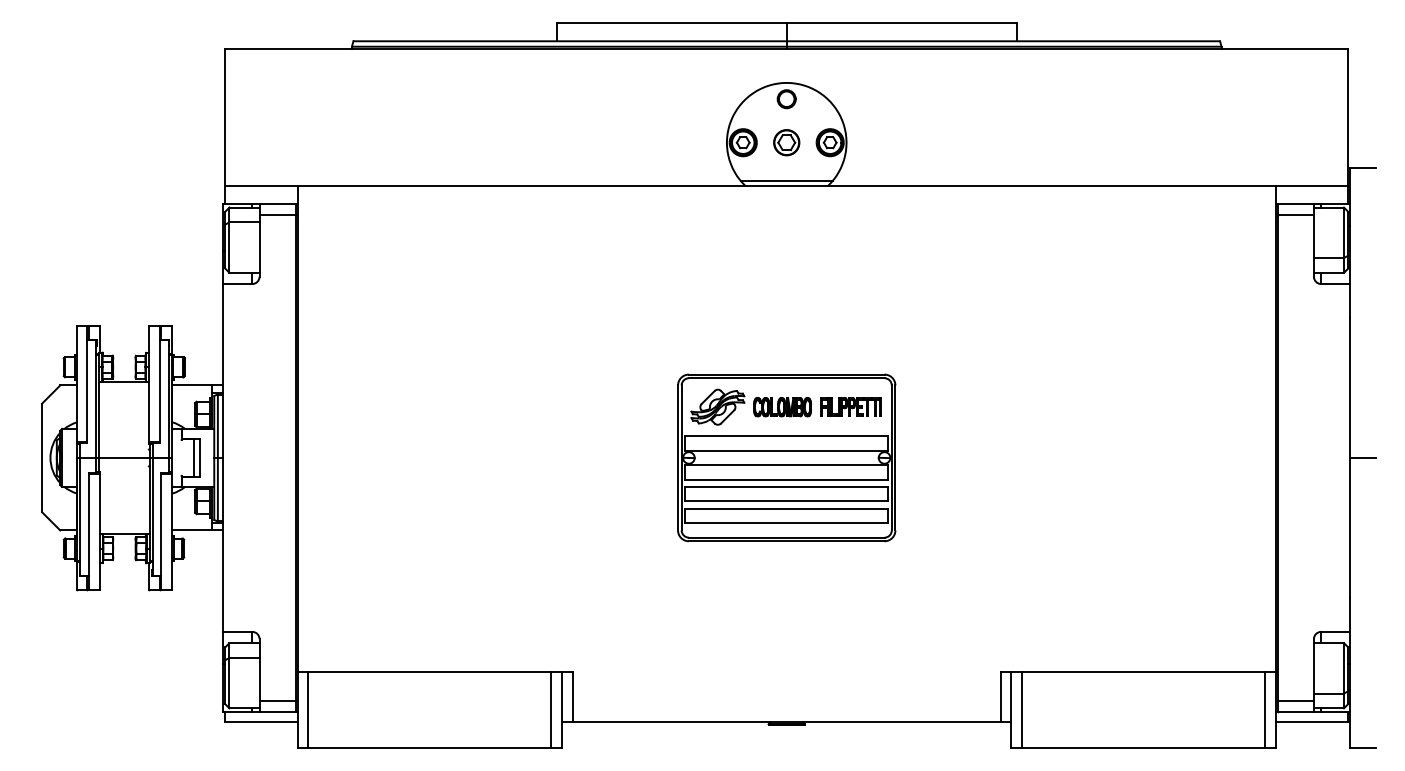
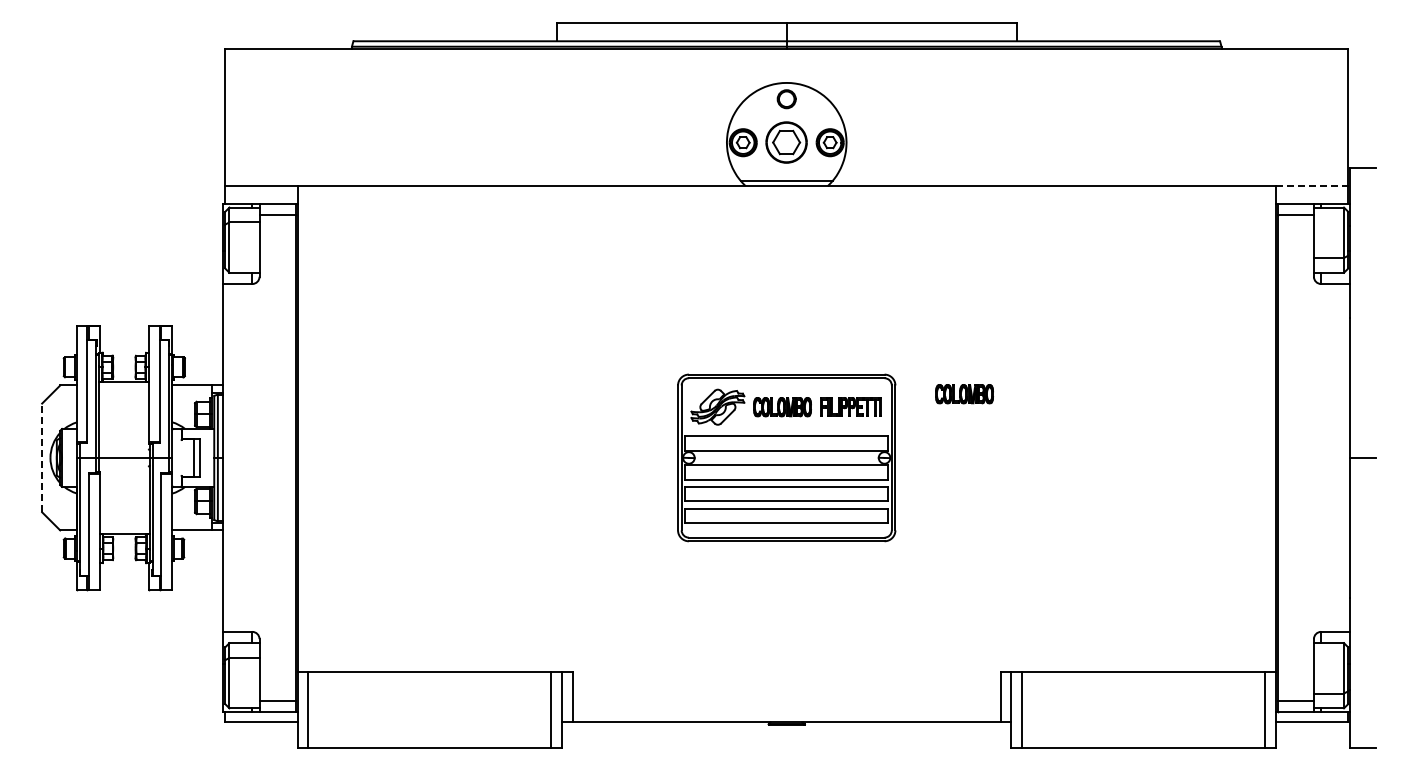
part size: 28x28 px -> 43x43 px (786, 142)
line: solid -> dashed (1312, 186)
part: none -> present (964, 394)
line: solid -> dashed (42, 457)
